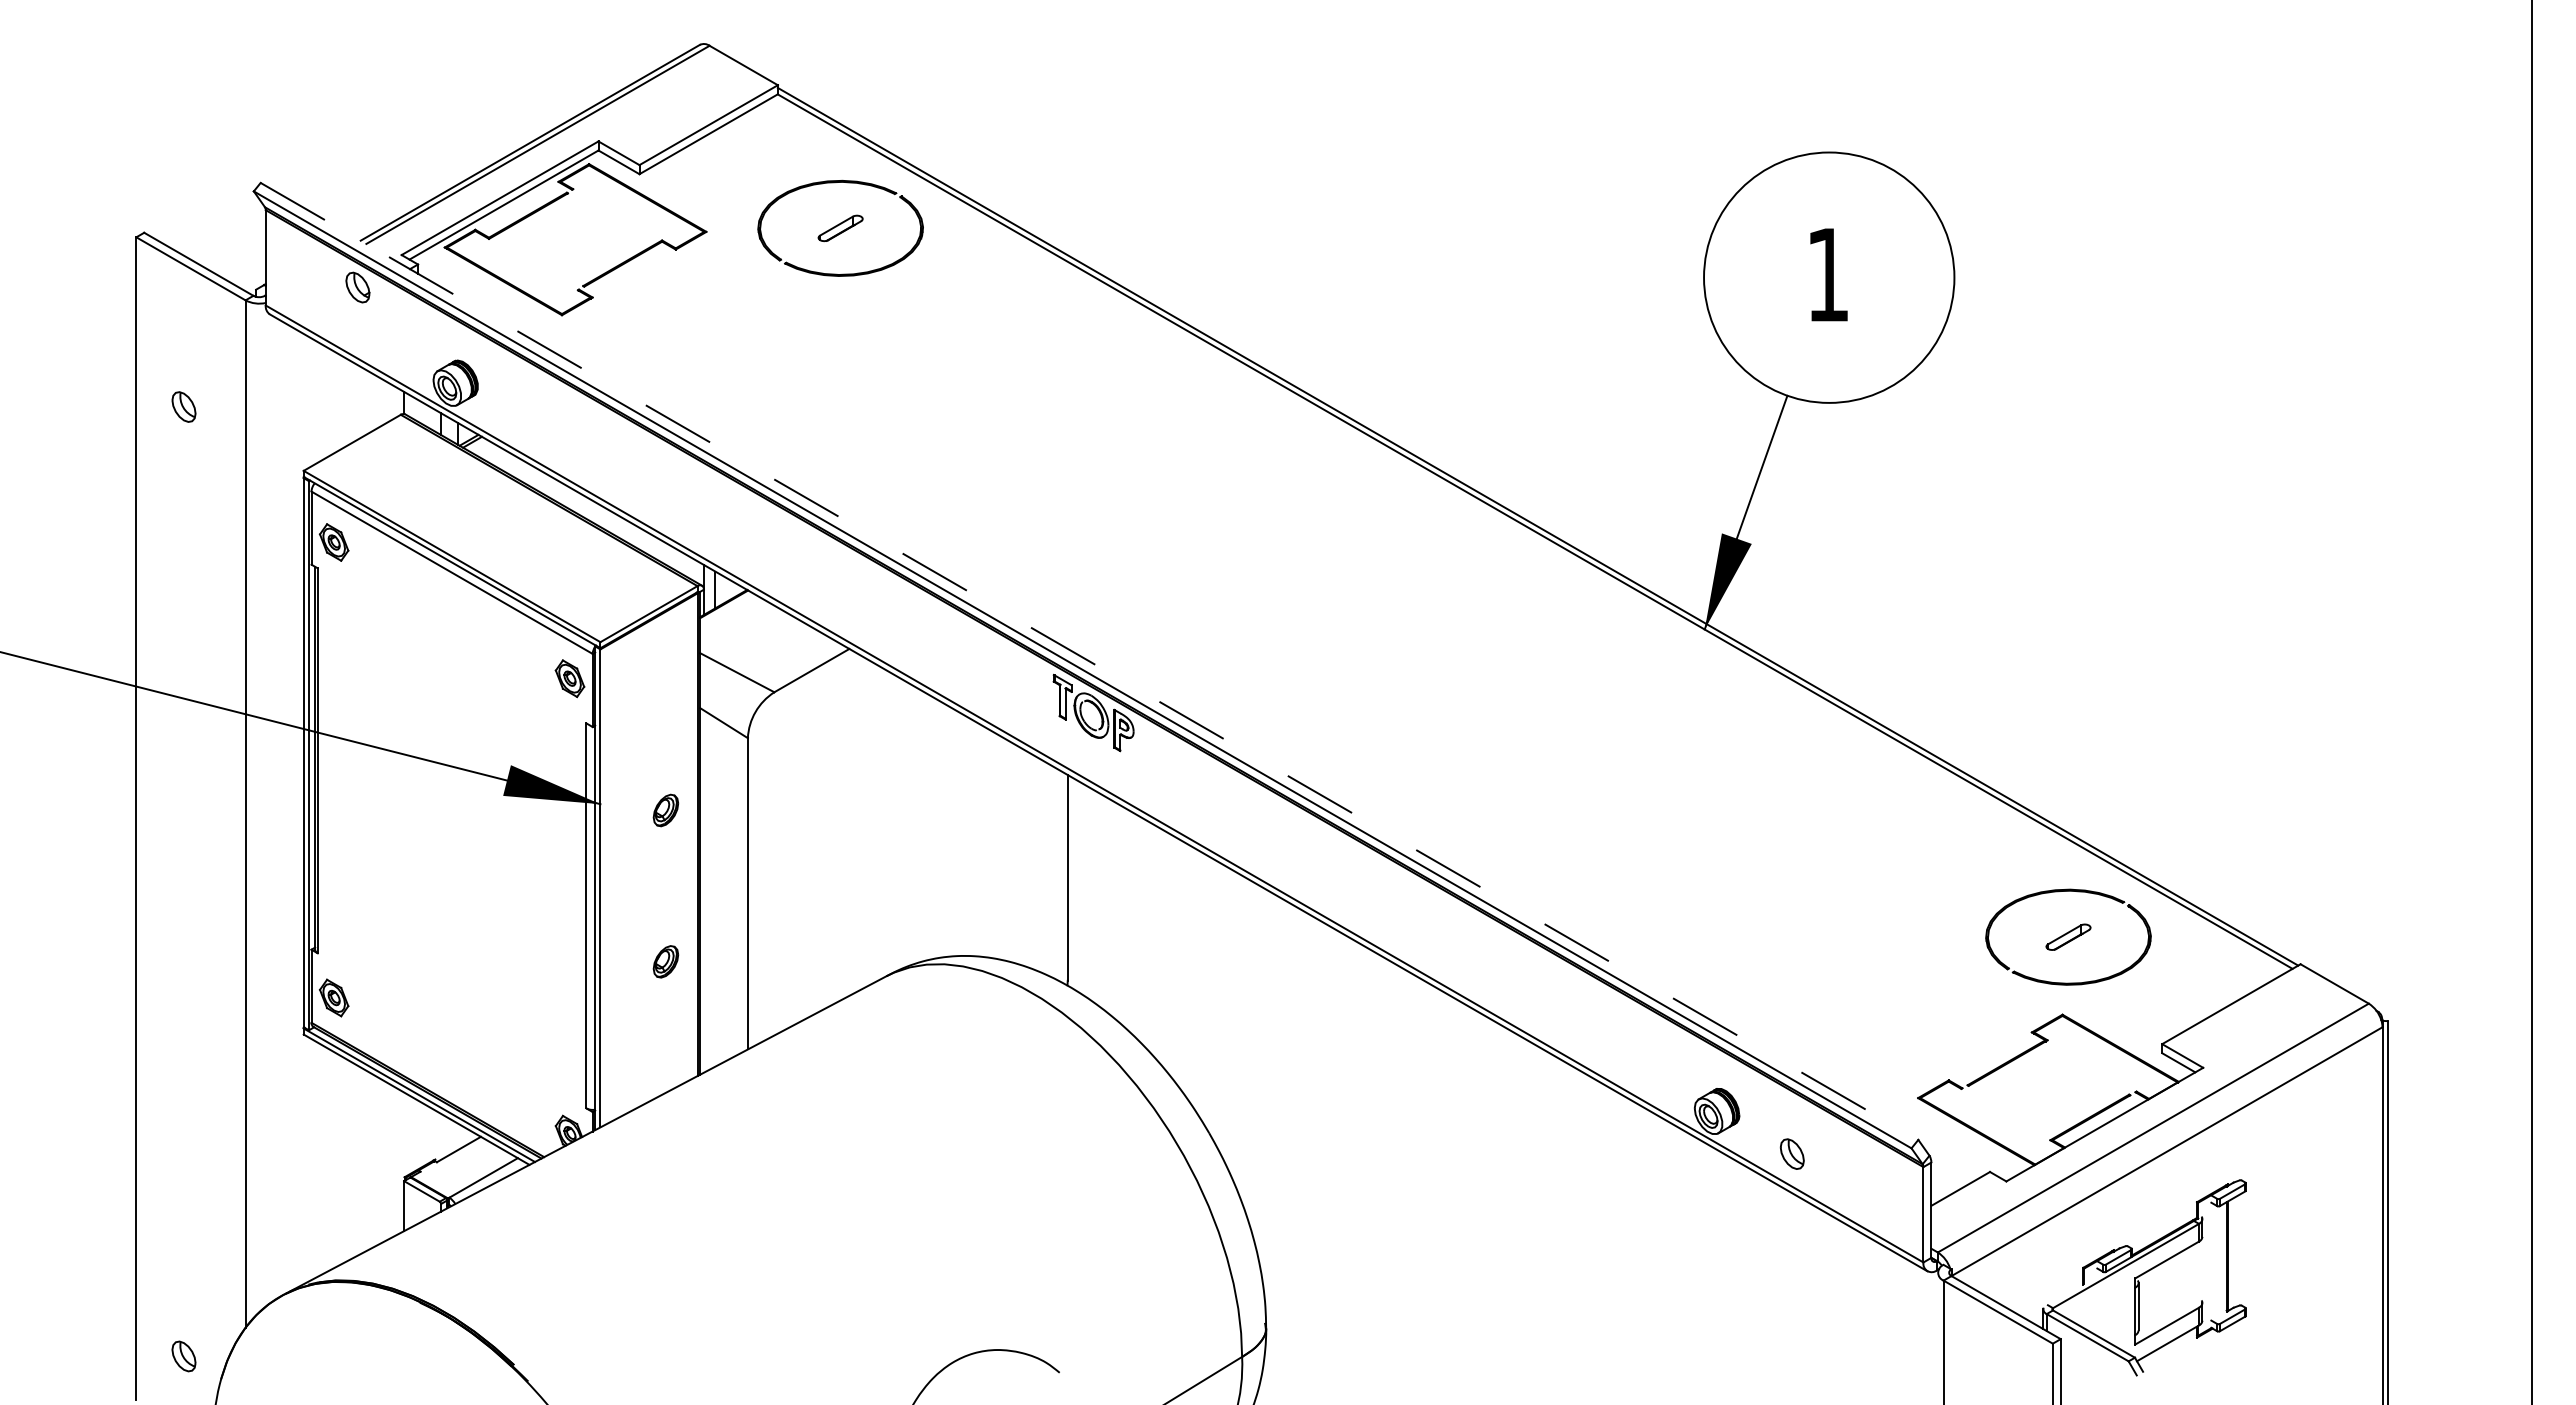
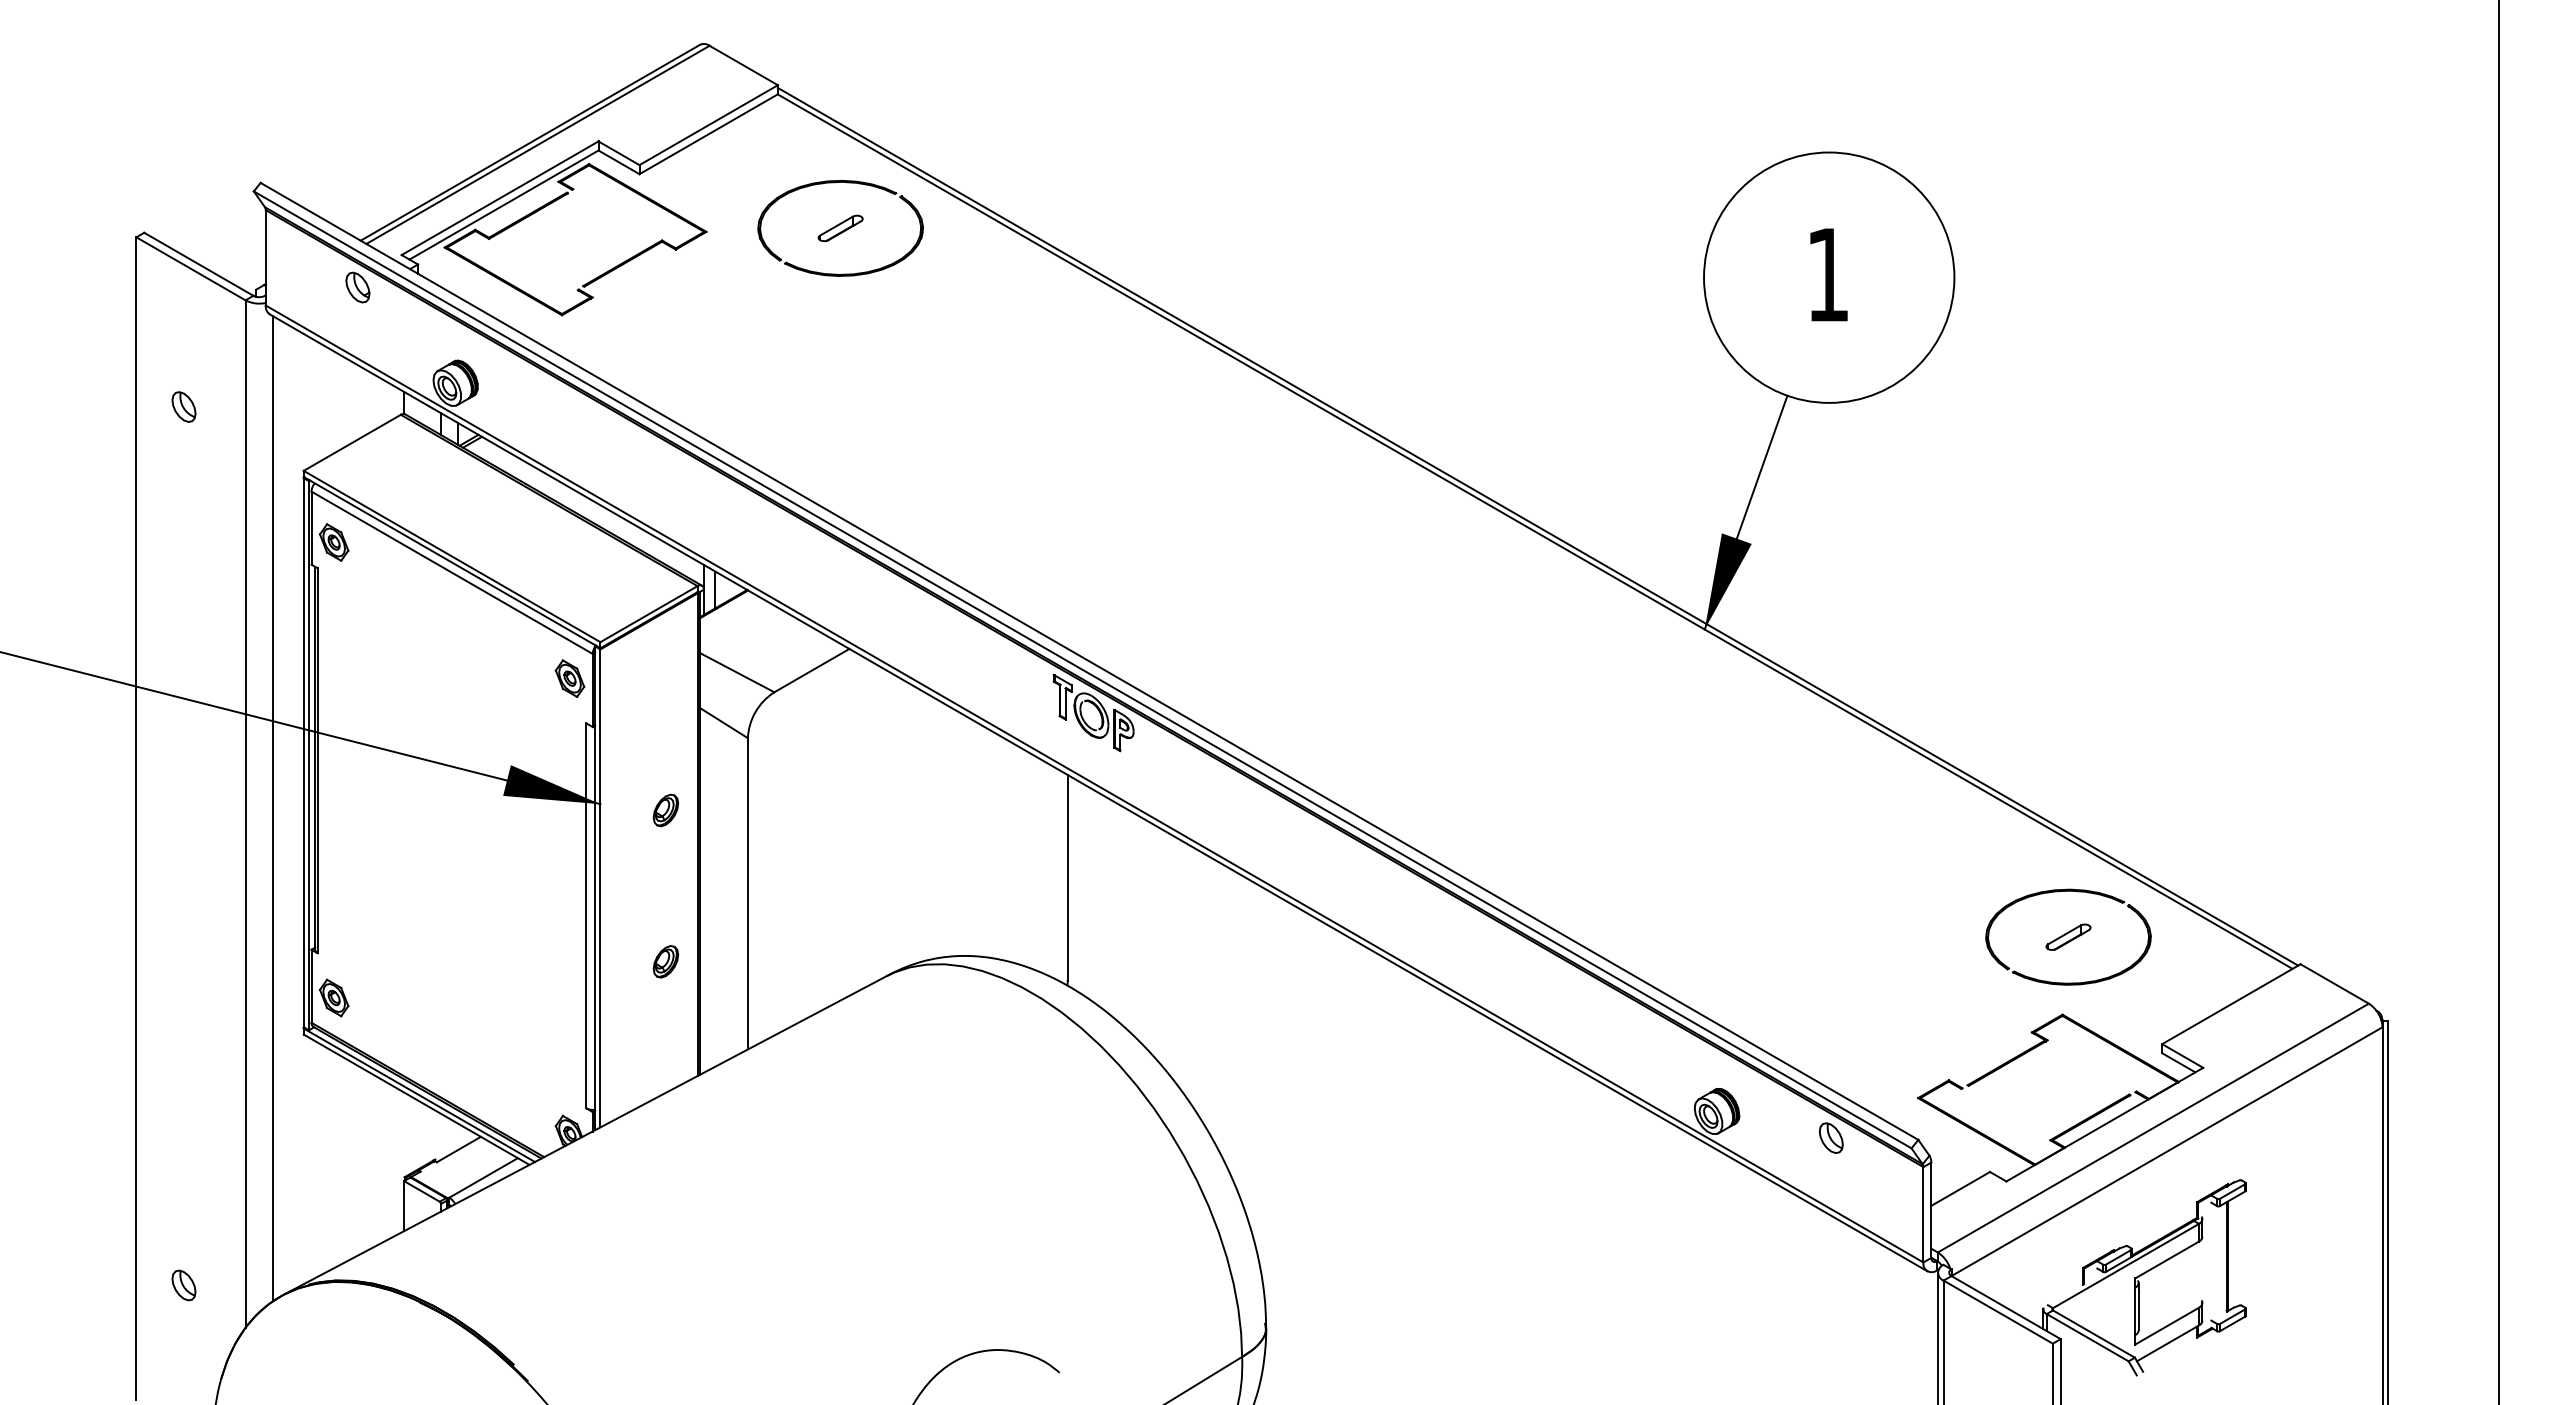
line: dashed -> solid (1089, 661)
line position: (2531, 701) -> (2498, 701) (2498, 701)
line: none -> present (272, 808)
part position: (1791, 1153) -> (1830, 1137) (1830, 1137)
line: none -> present (1937, 1336)
part position: (183, 1356) -> (183, 1285) (183, 1285)
